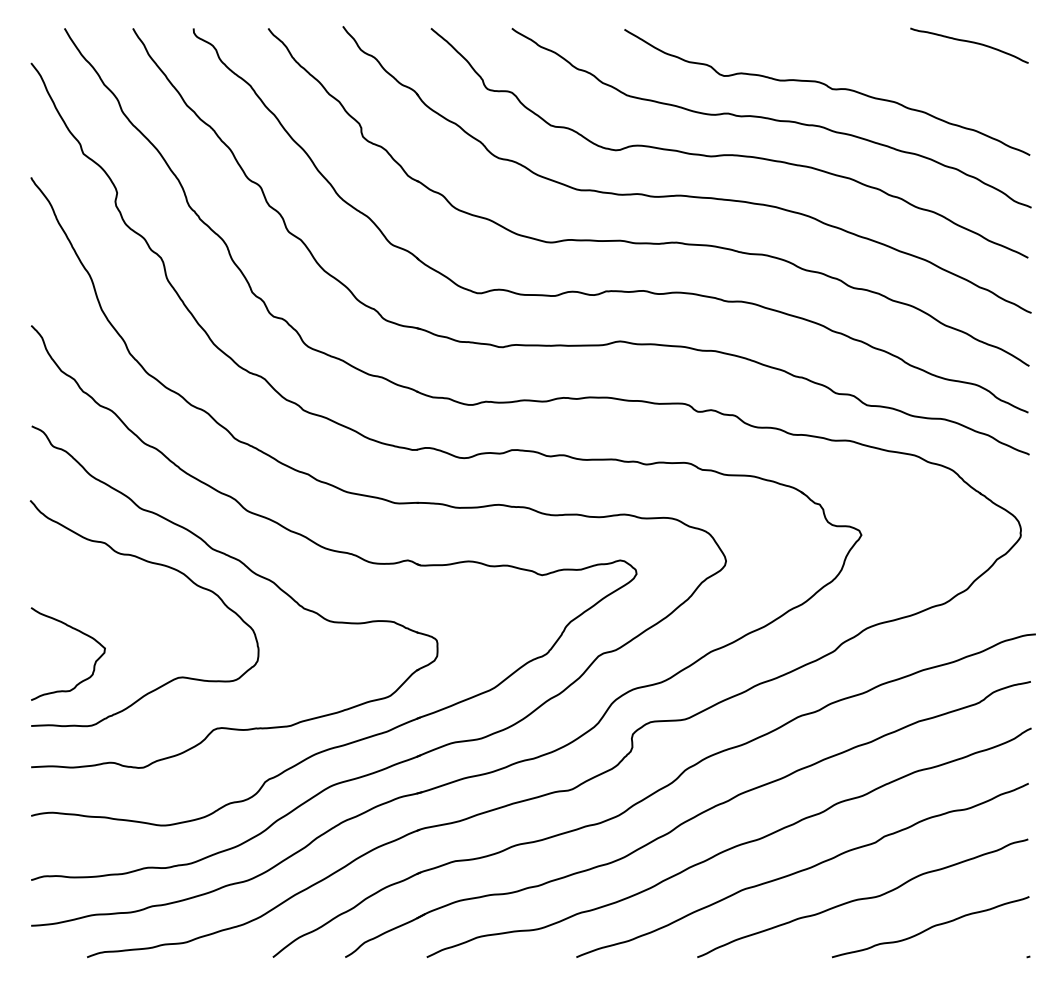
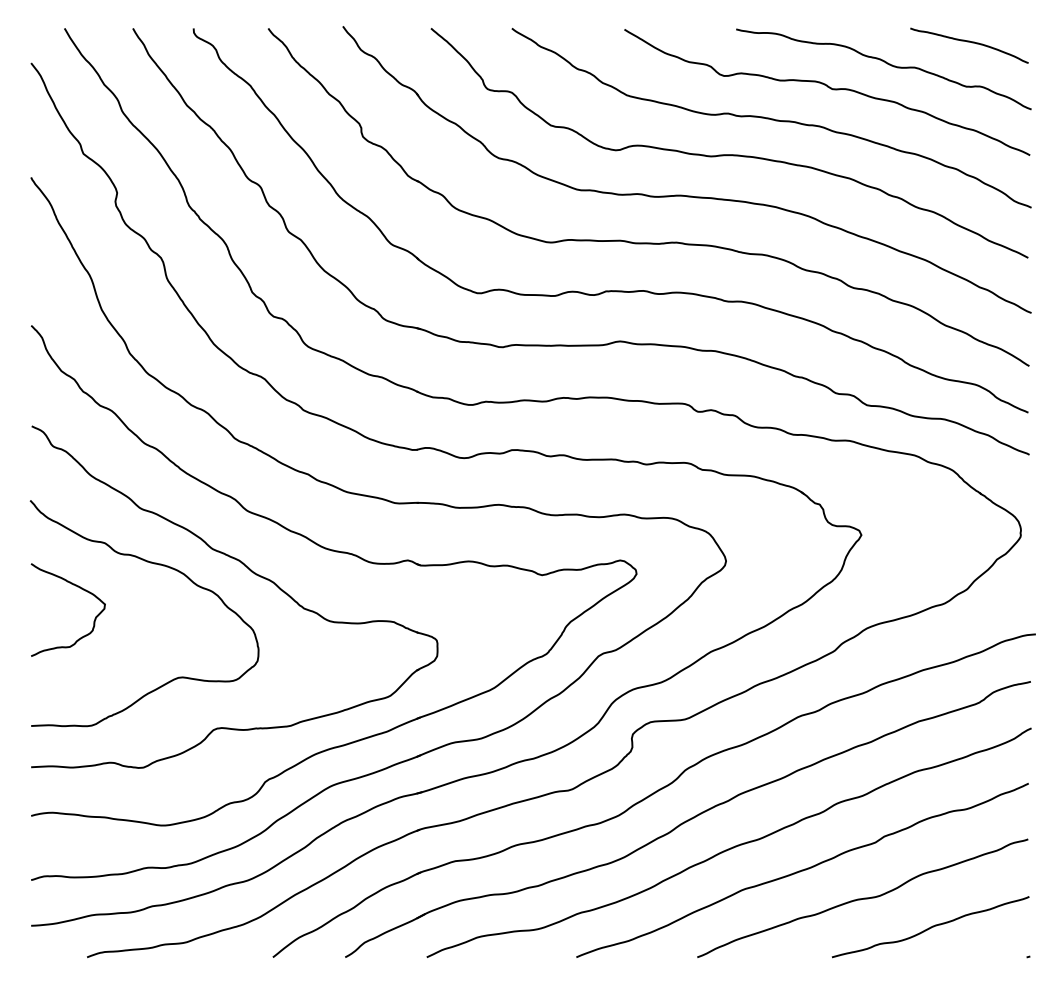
curve: none -> present (885, 63)
curve position: (77, 631) -> (77, 587) (77, 587)
